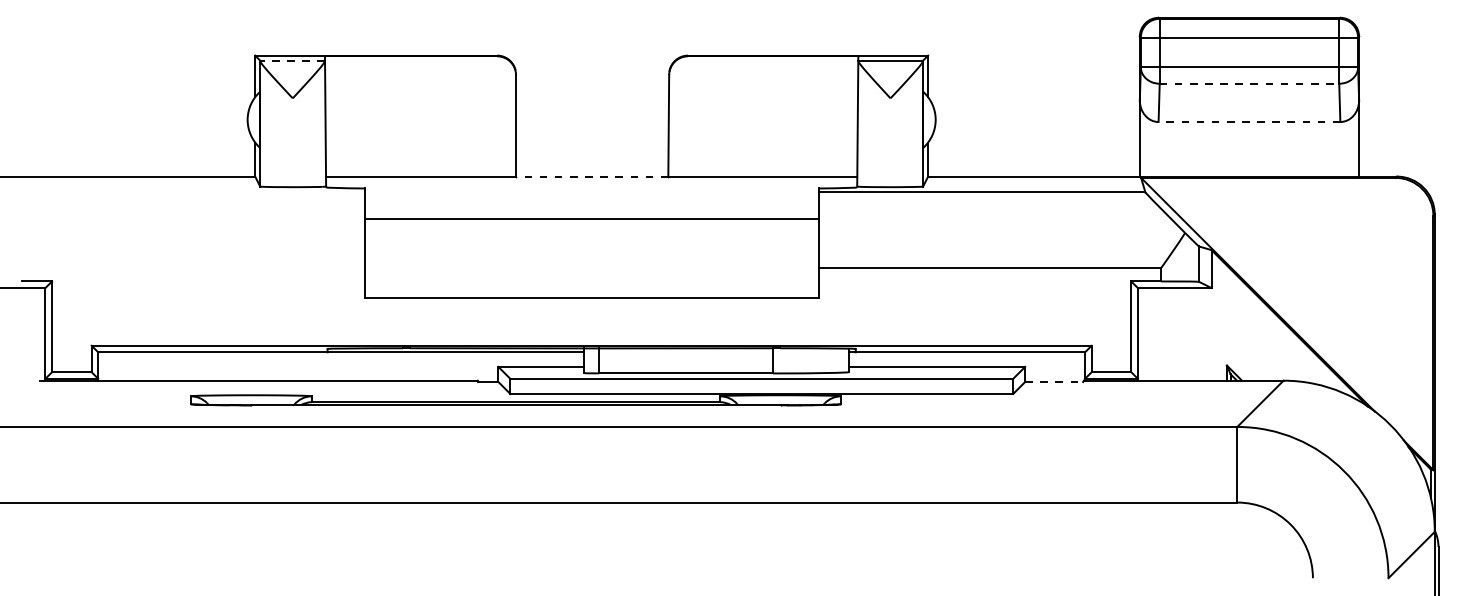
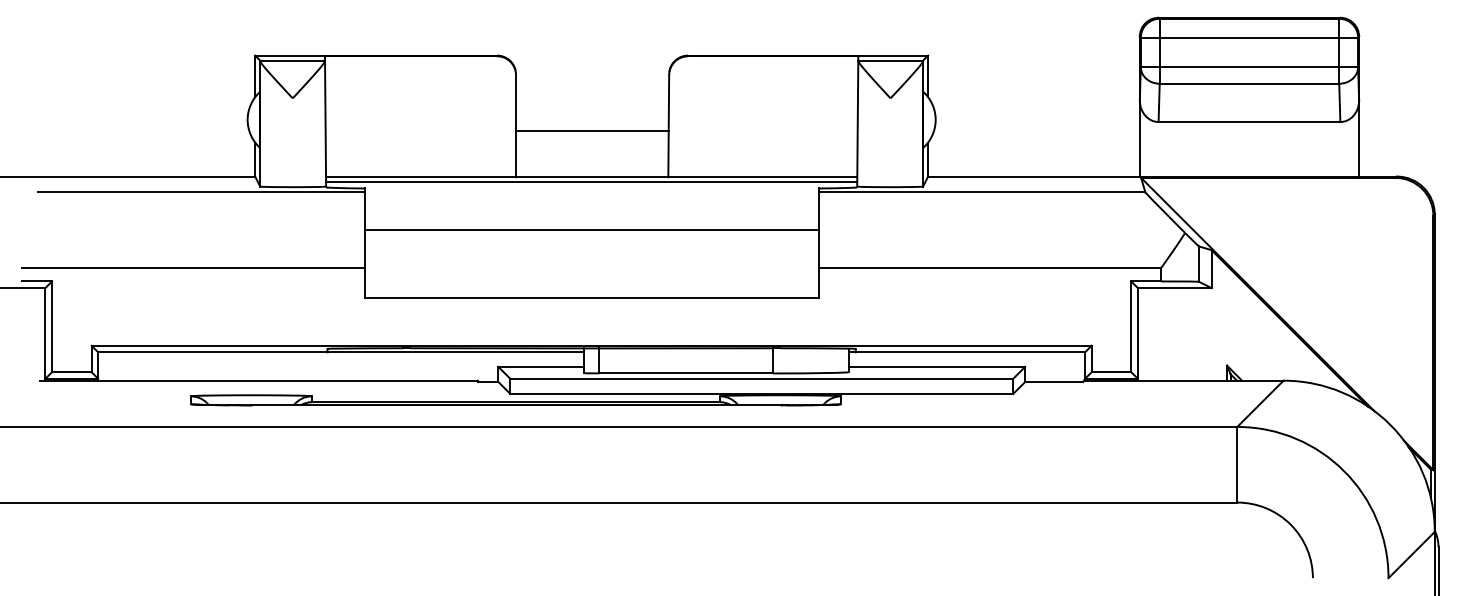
line: dashed -> solid (292, 60)
line: dashed -> solid (1249, 83)
line: dashed -> solid (1249, 121)
line: none -> present (592, 131)
line: dashed -> solid (591, 176)
line: none -> present (591, 181)
line: none -> present (200, 192)
line position: (591, 218) -> (591, 229) (591, 229)
line: none -> present (193, 268)
line: dashed -> solid (1054, 382)
